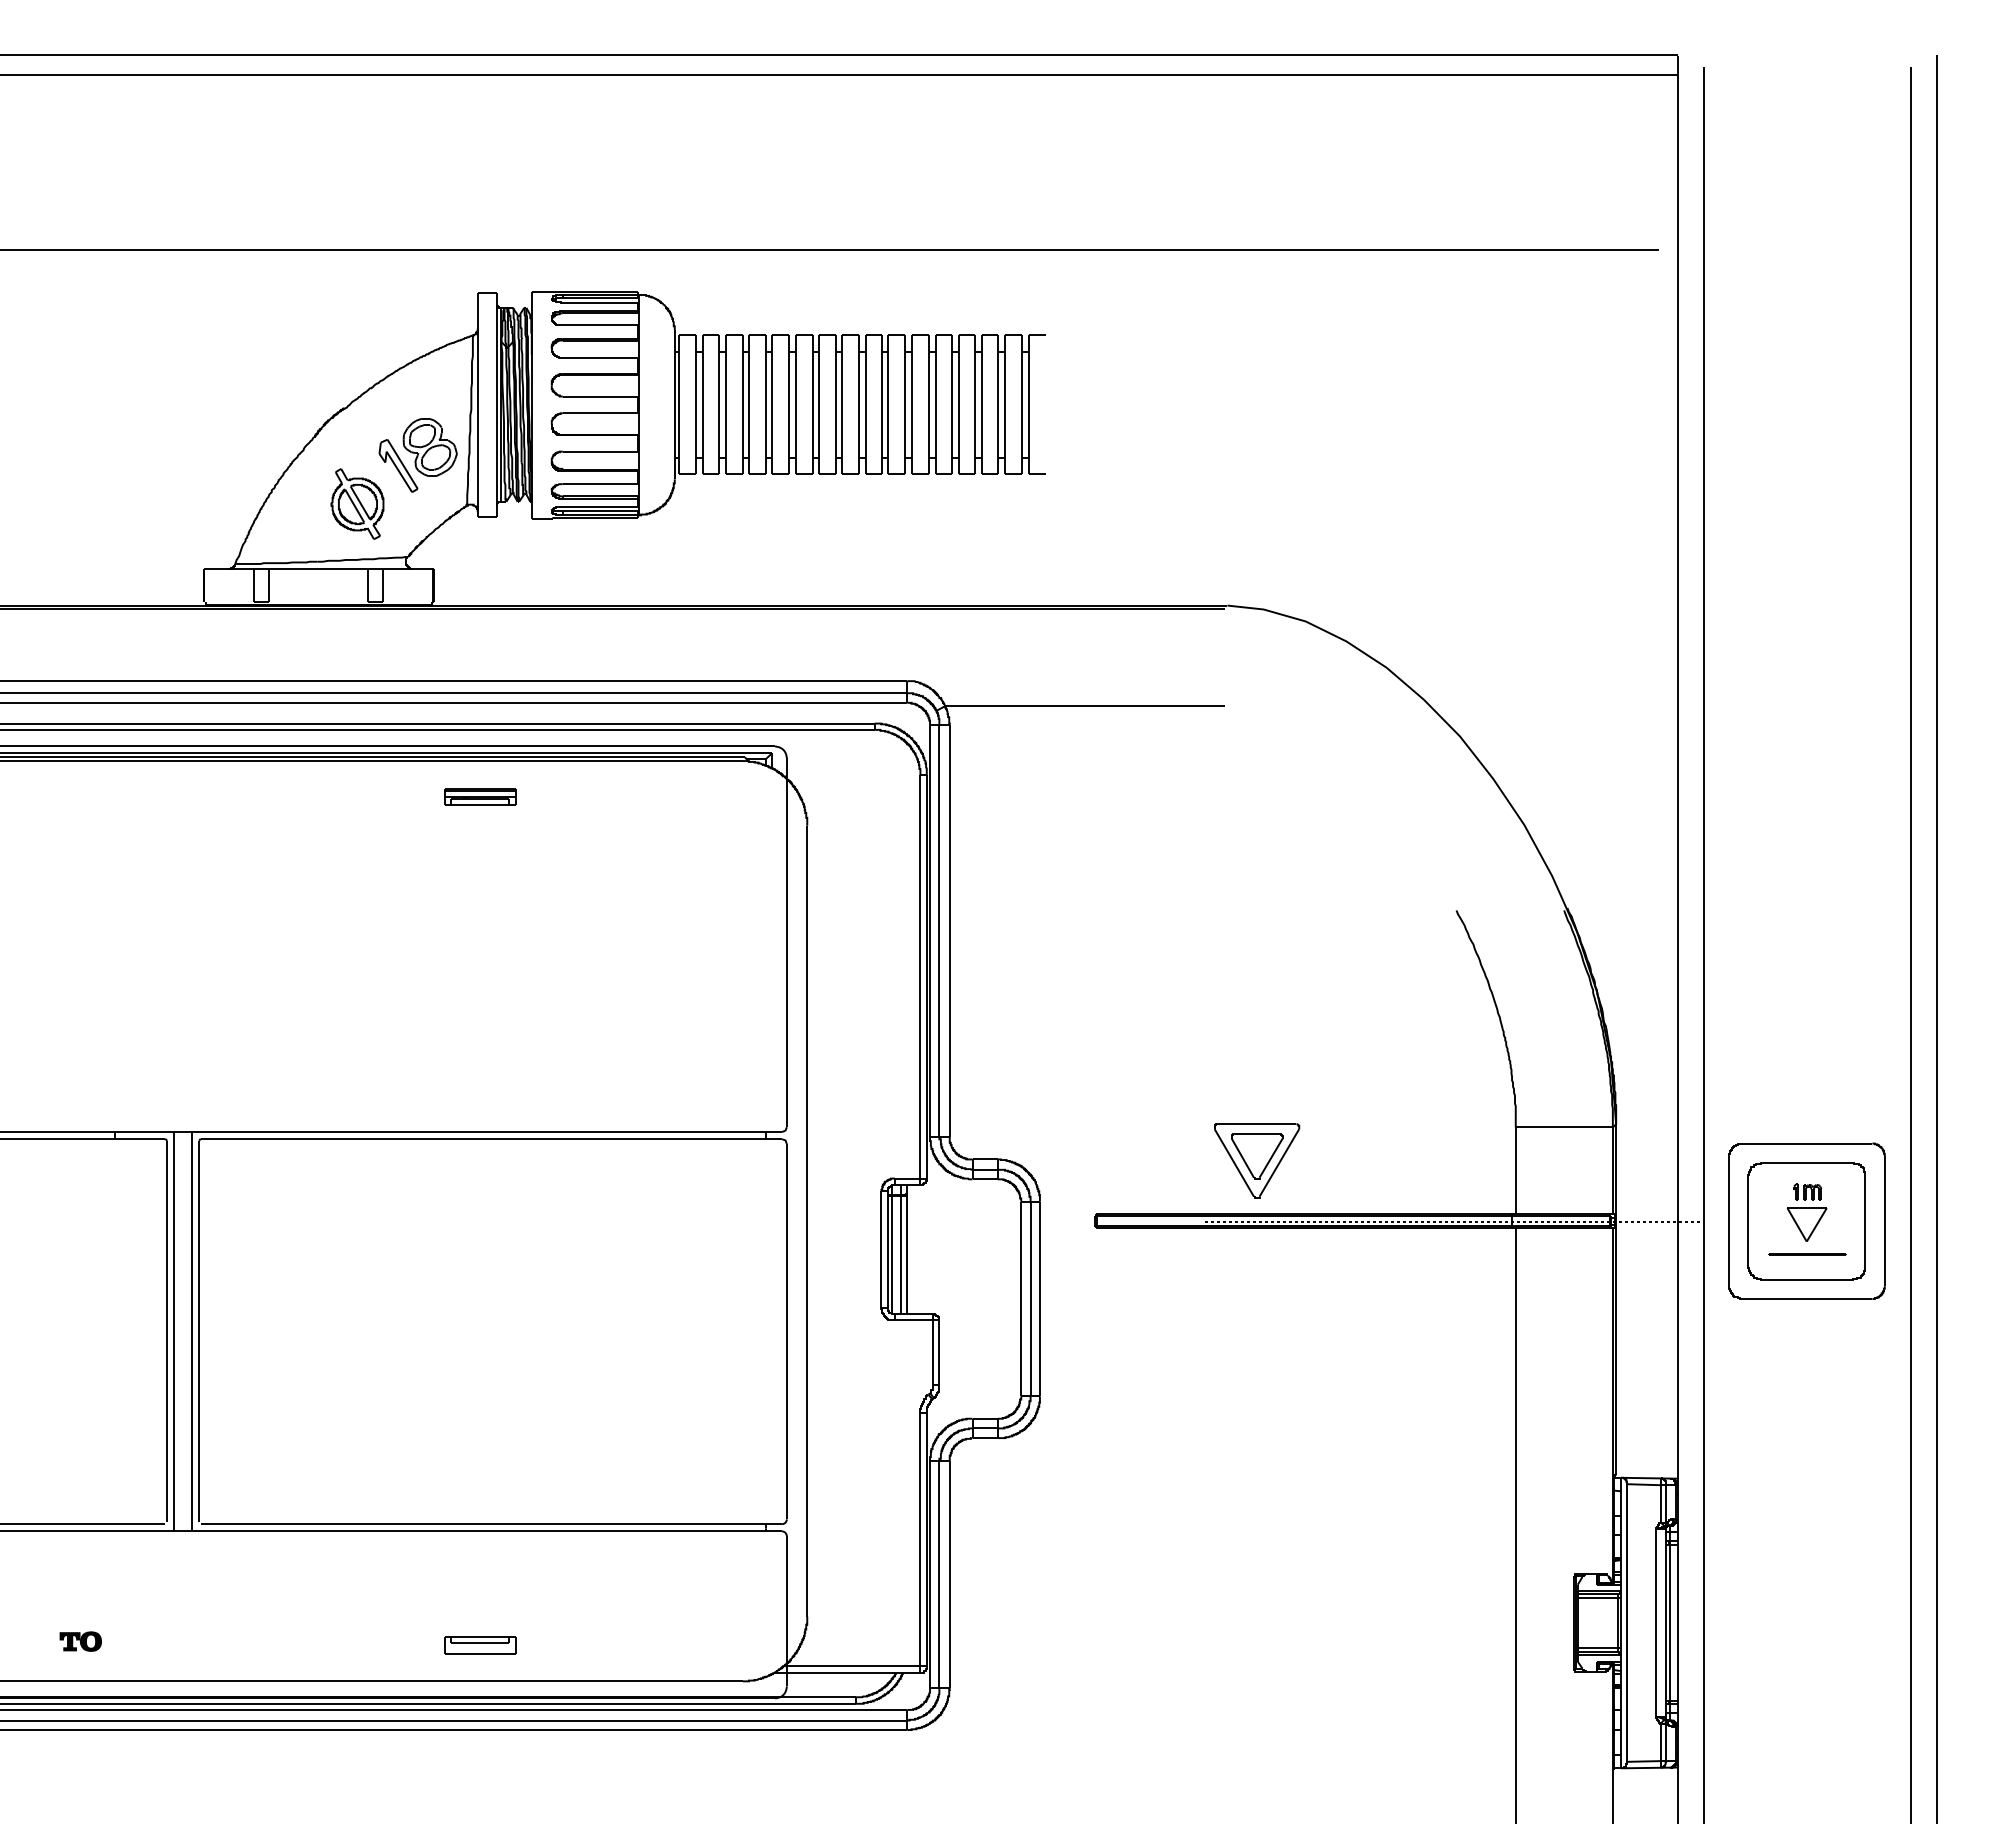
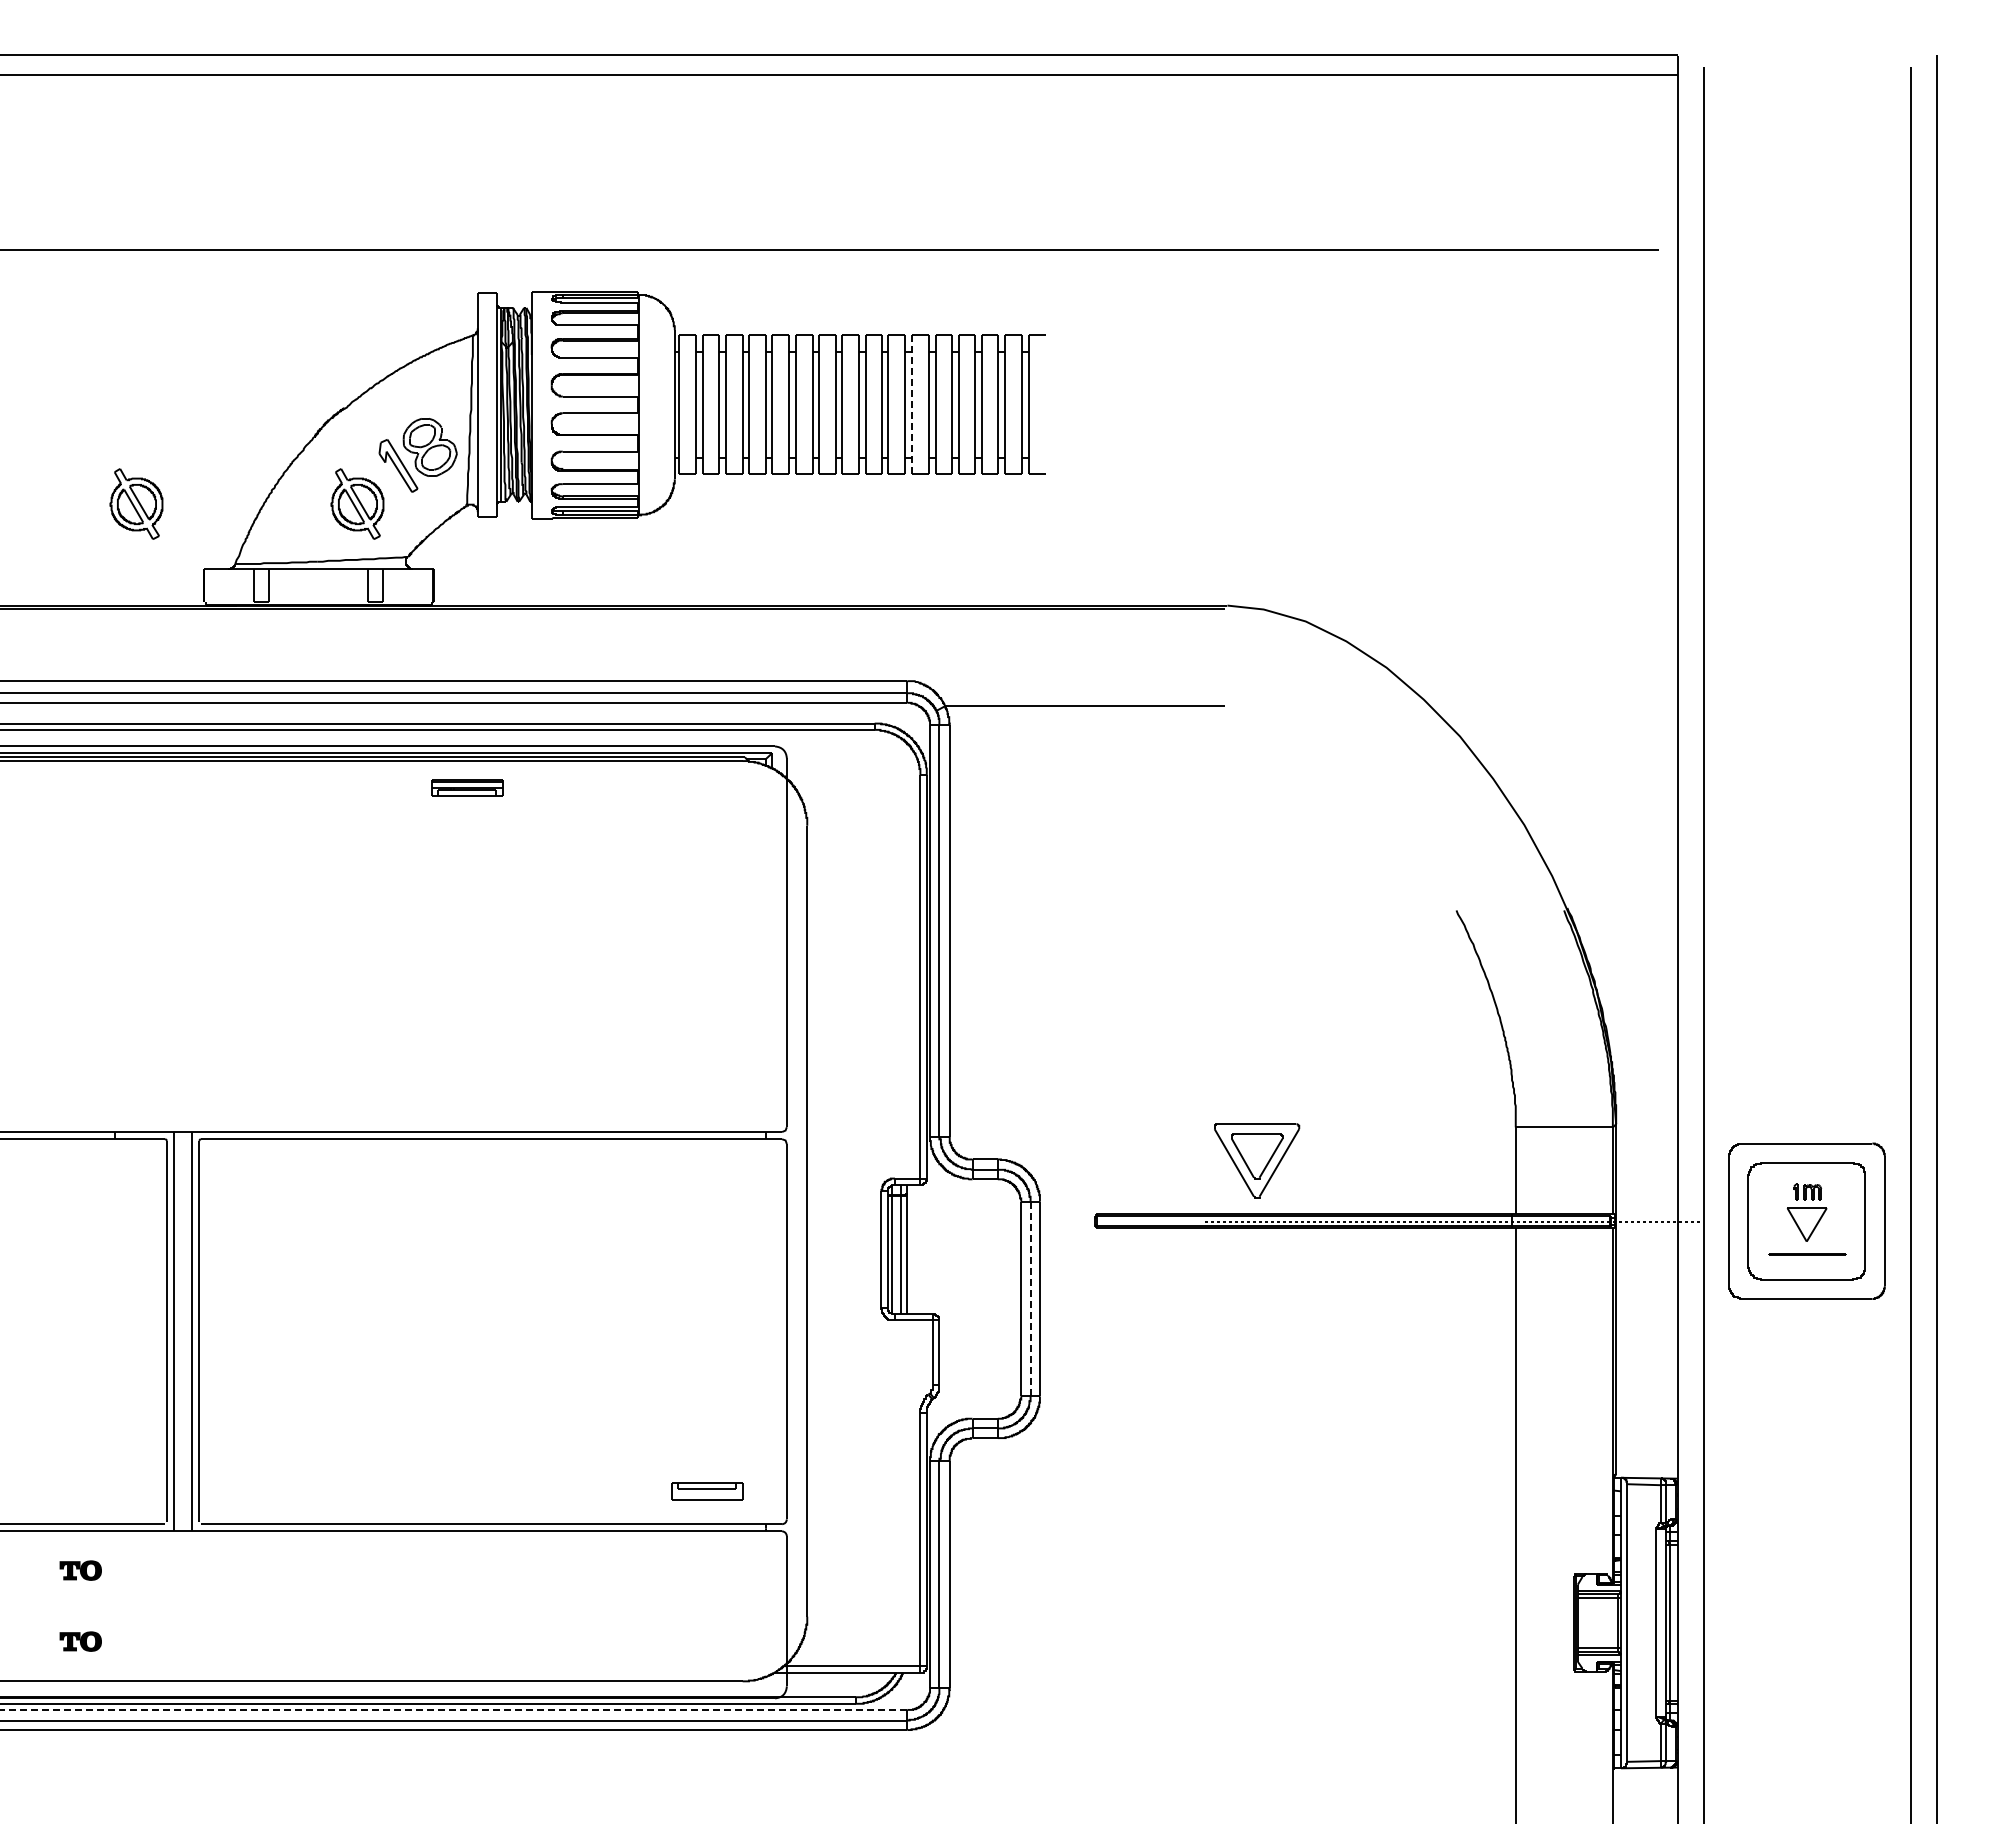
line: solid -> dashed (912, 404)
part: none -> present (136, 503)
part position: (480, 796) -> (467, 787) (467, 787)
line: solid -> dashed (1030, 1299)
part: none -> present (80, 1570)
part position: (480, 1645) -> (707, 1491) (707, 1491)
line: solid -> dashed (453, 1709)
